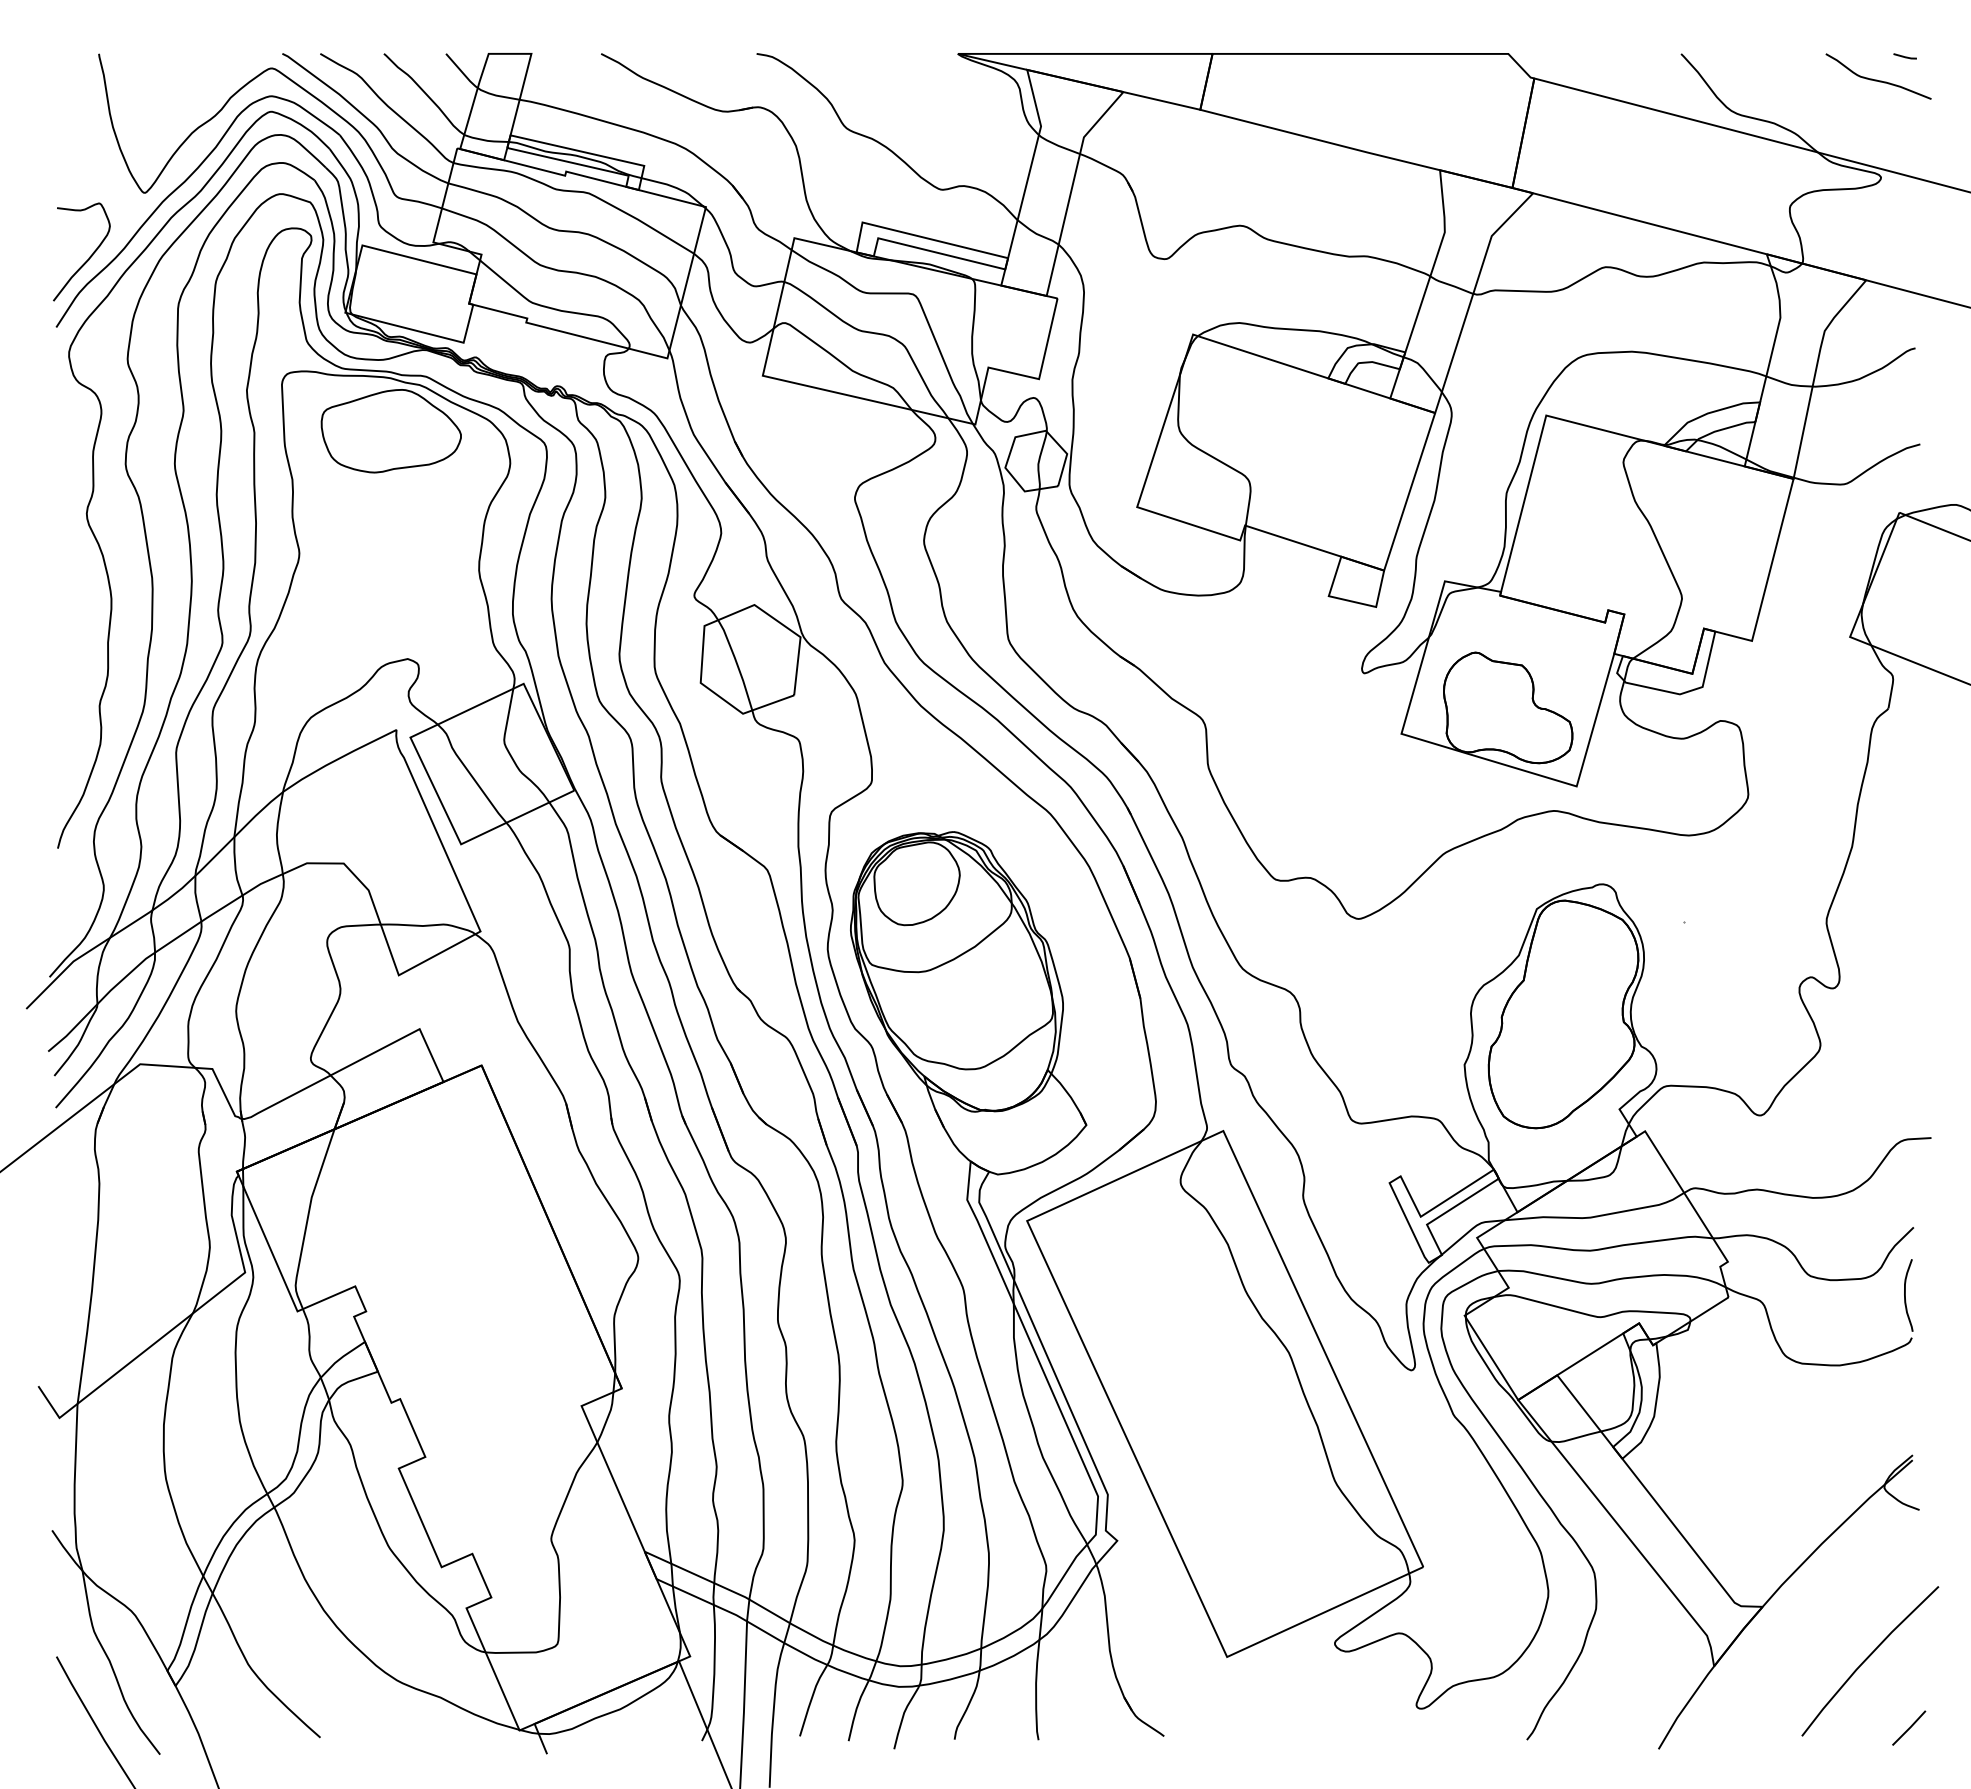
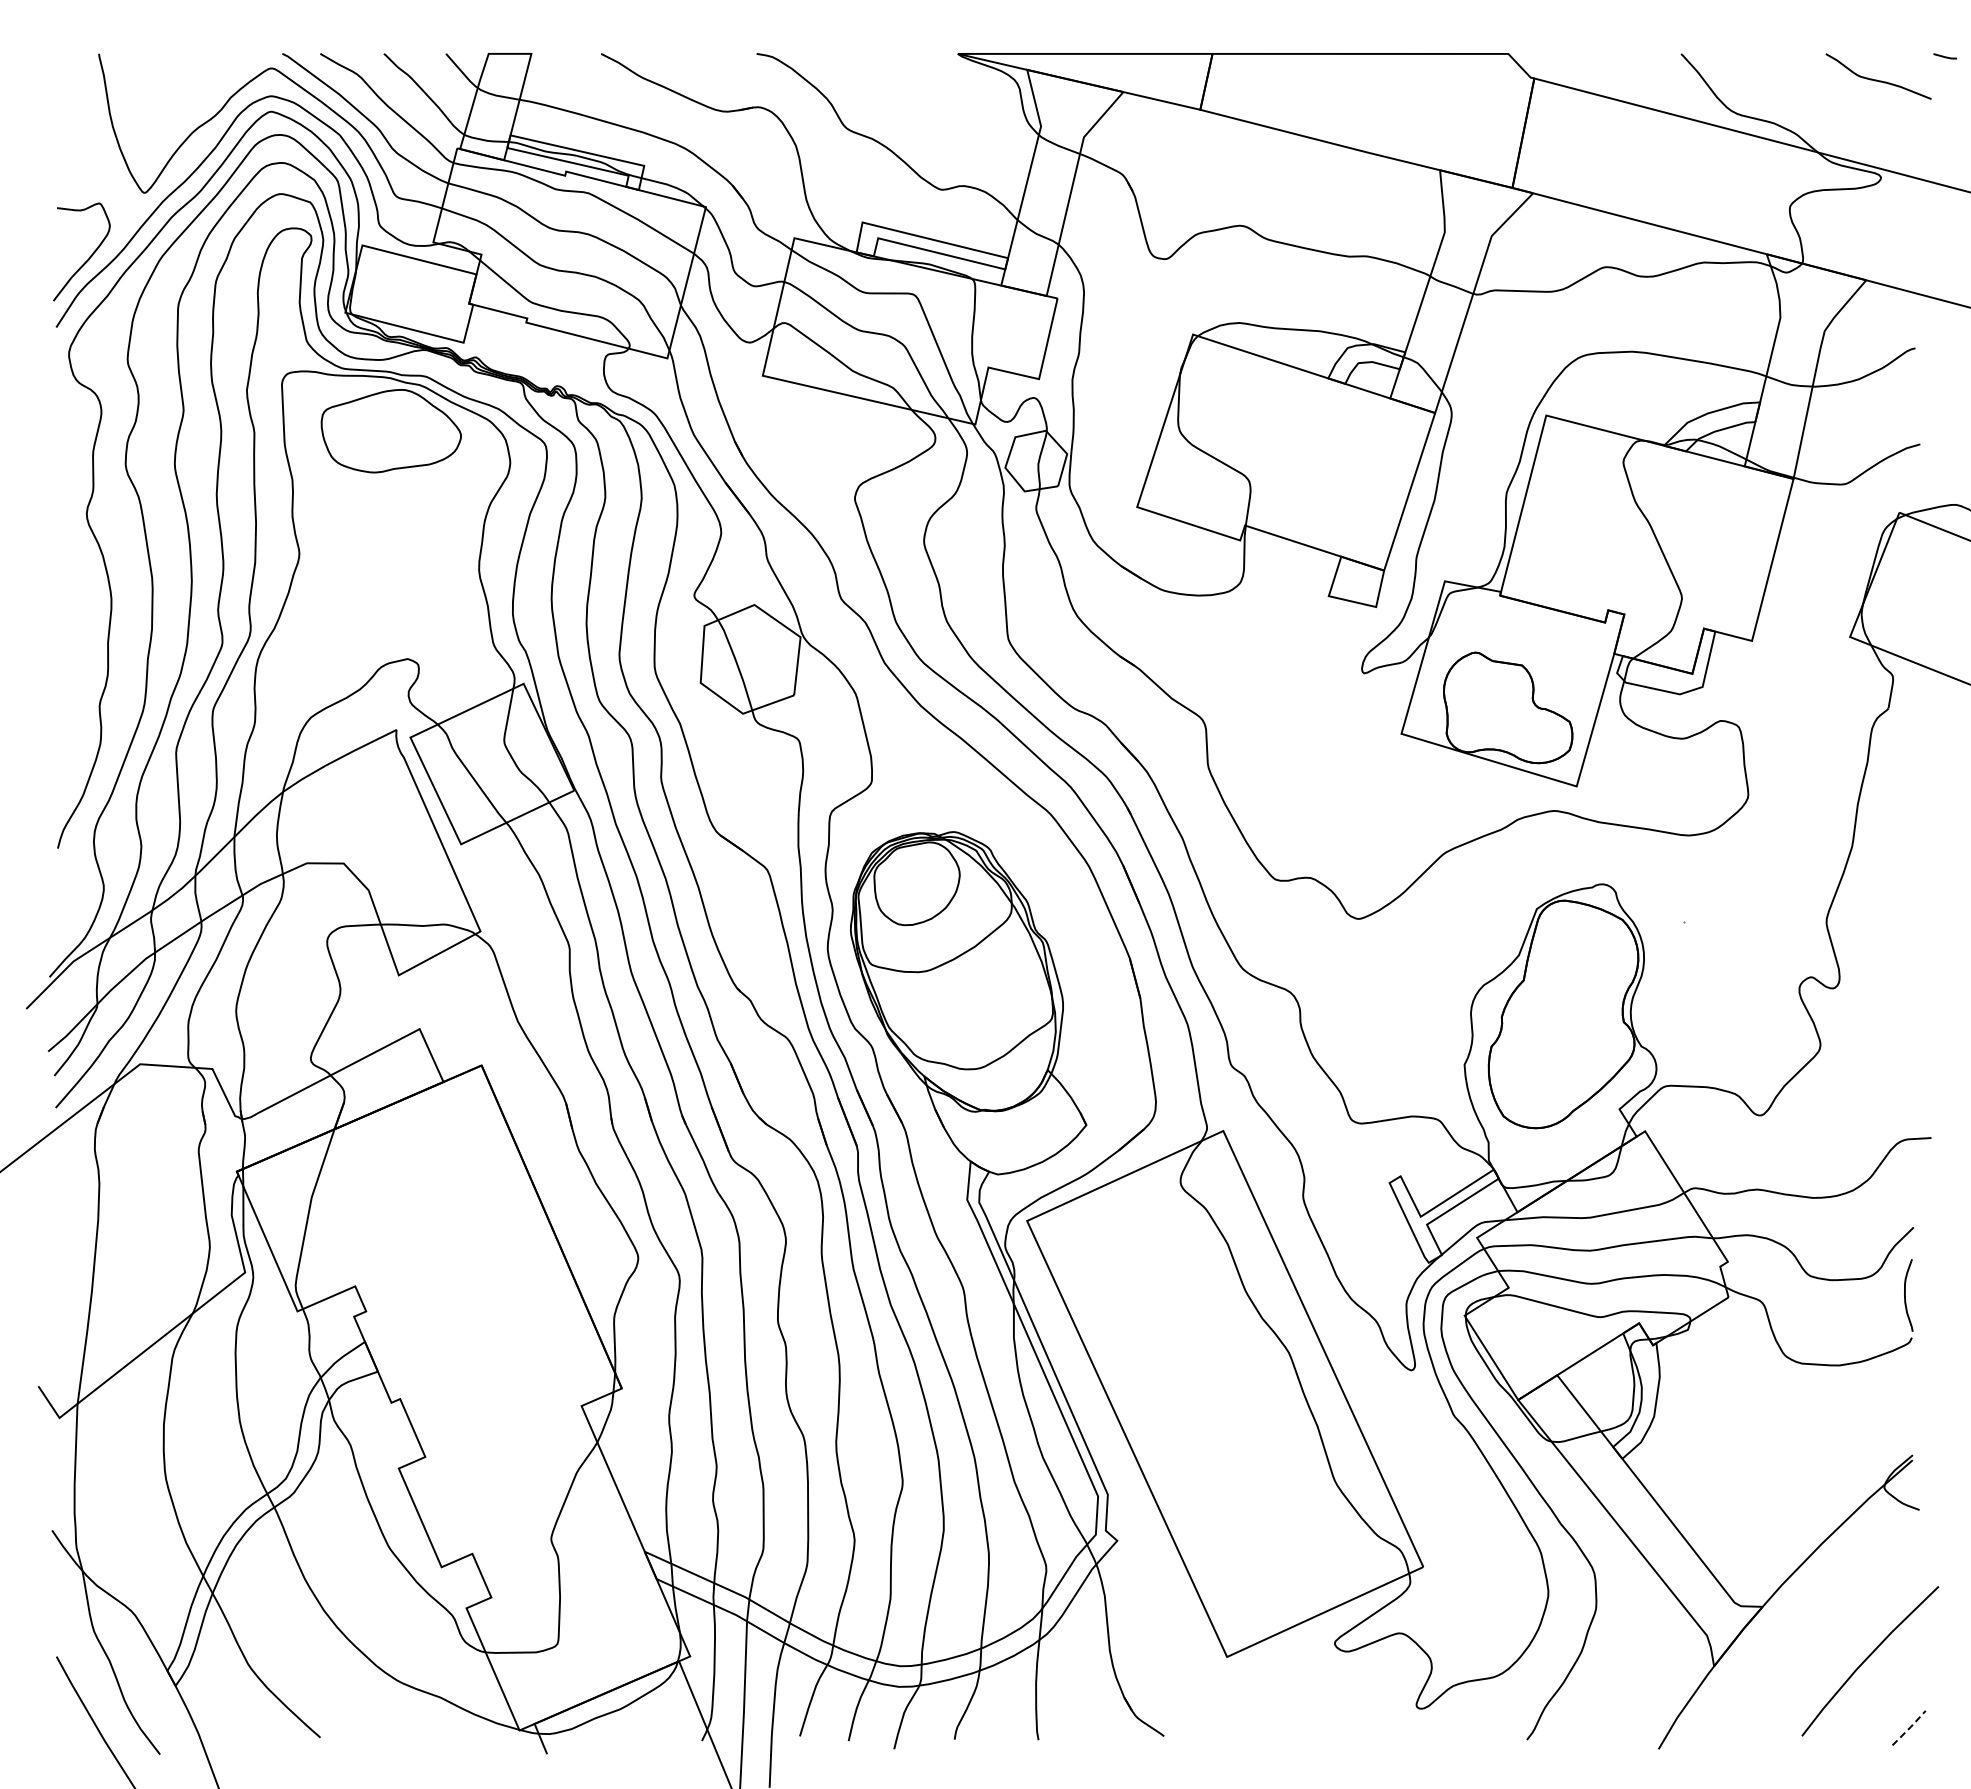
line position: (1904, 56) -> (1944, 56) (1944, 56)
line: solid -> dashed (1910, 1727)
